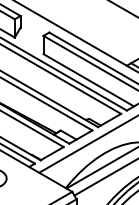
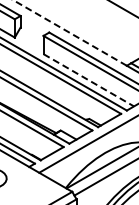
line: solid -> dashed (69, 32)
line: solid -> dashed (89, 80)
